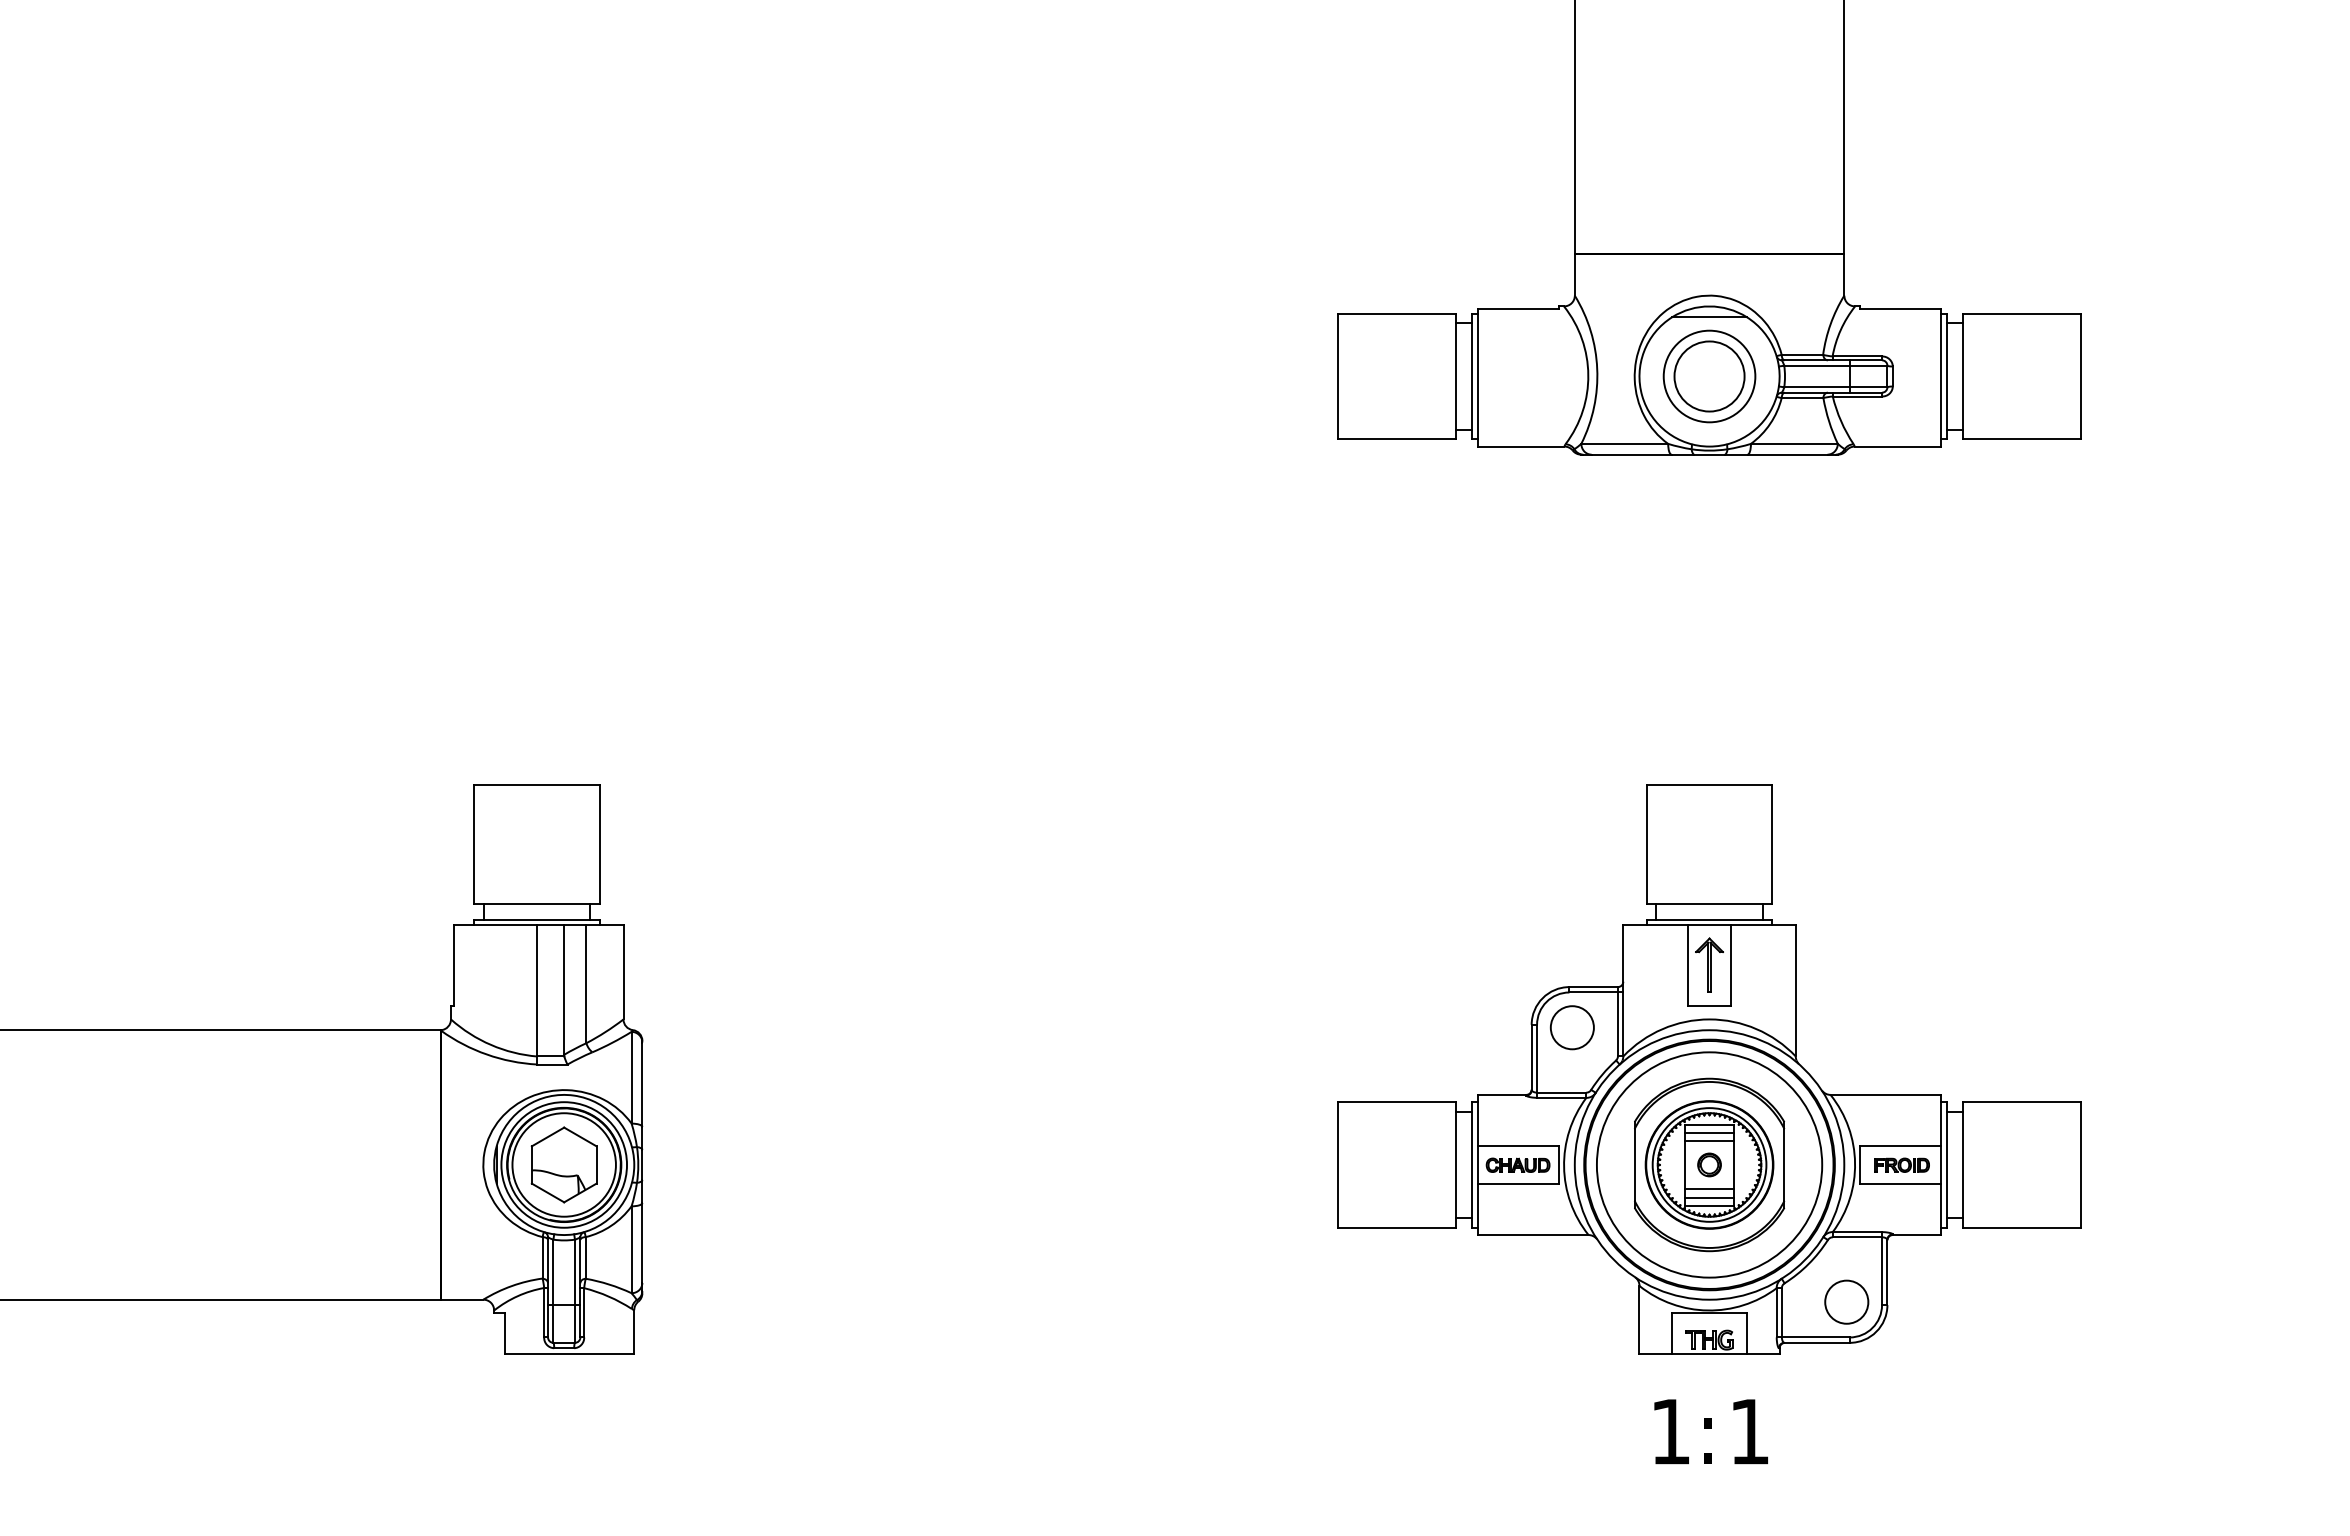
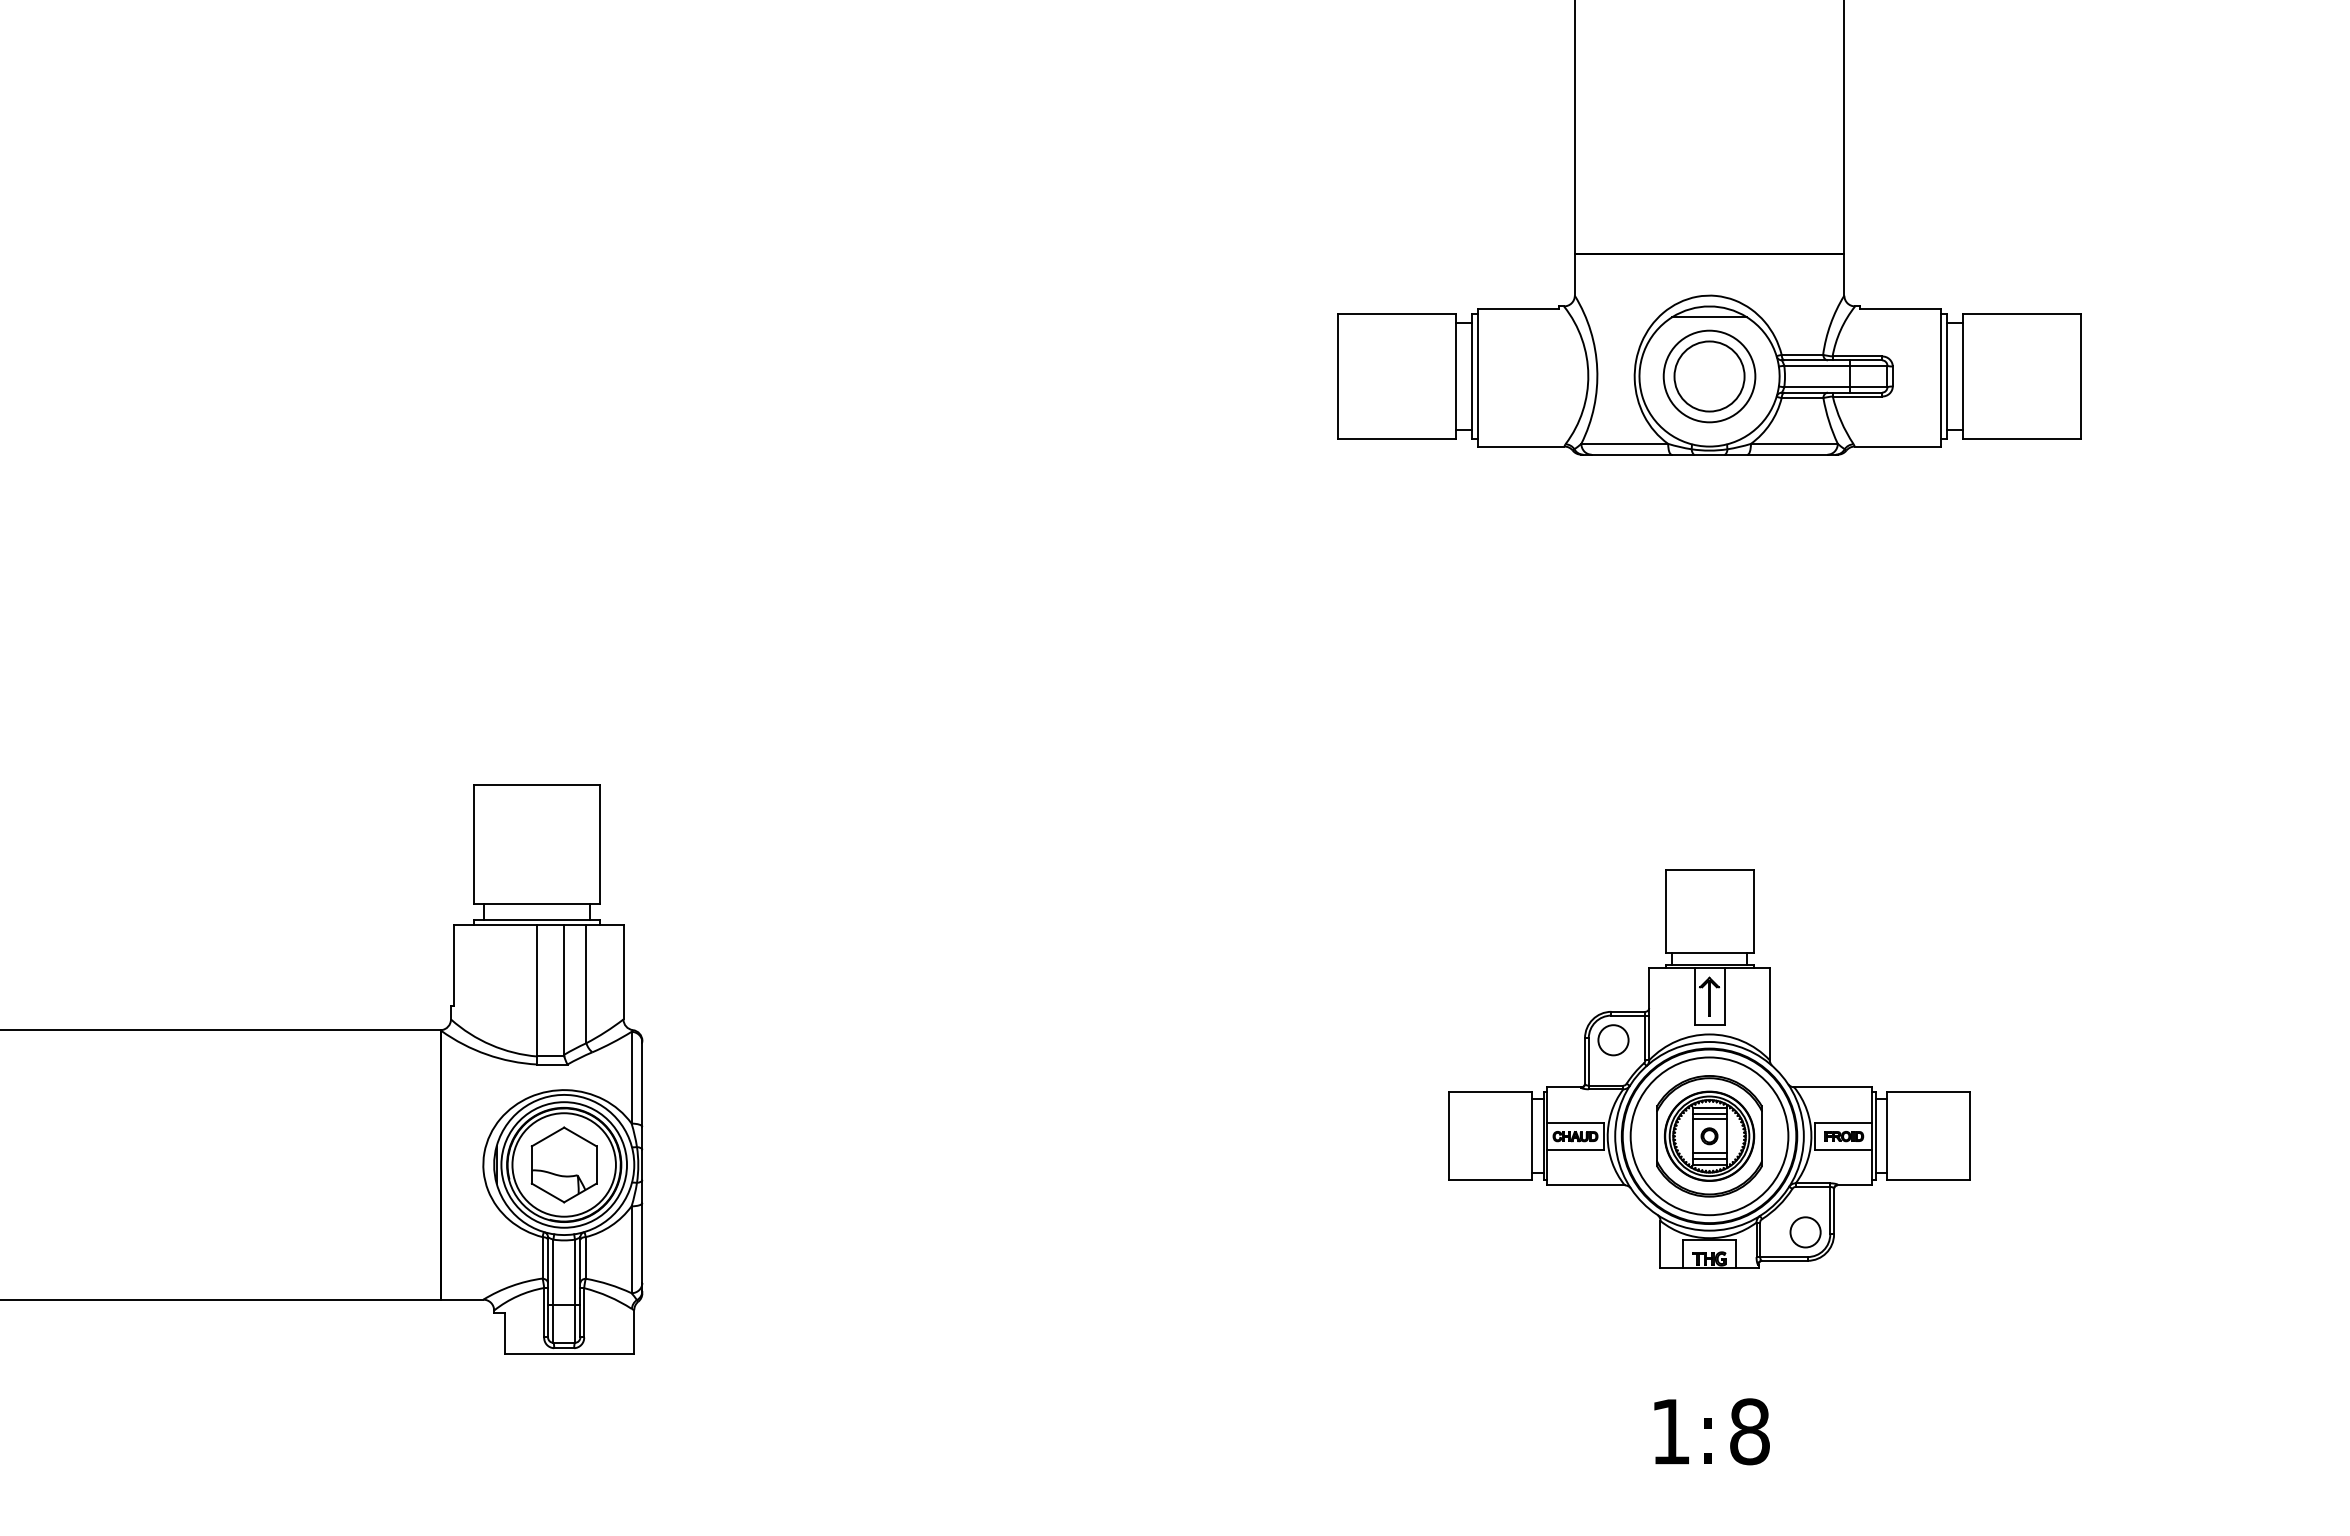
part size: 745x571 px -> 523x400 px (1709, 1068)
text: 1 -> 8 (1749, 1431)
